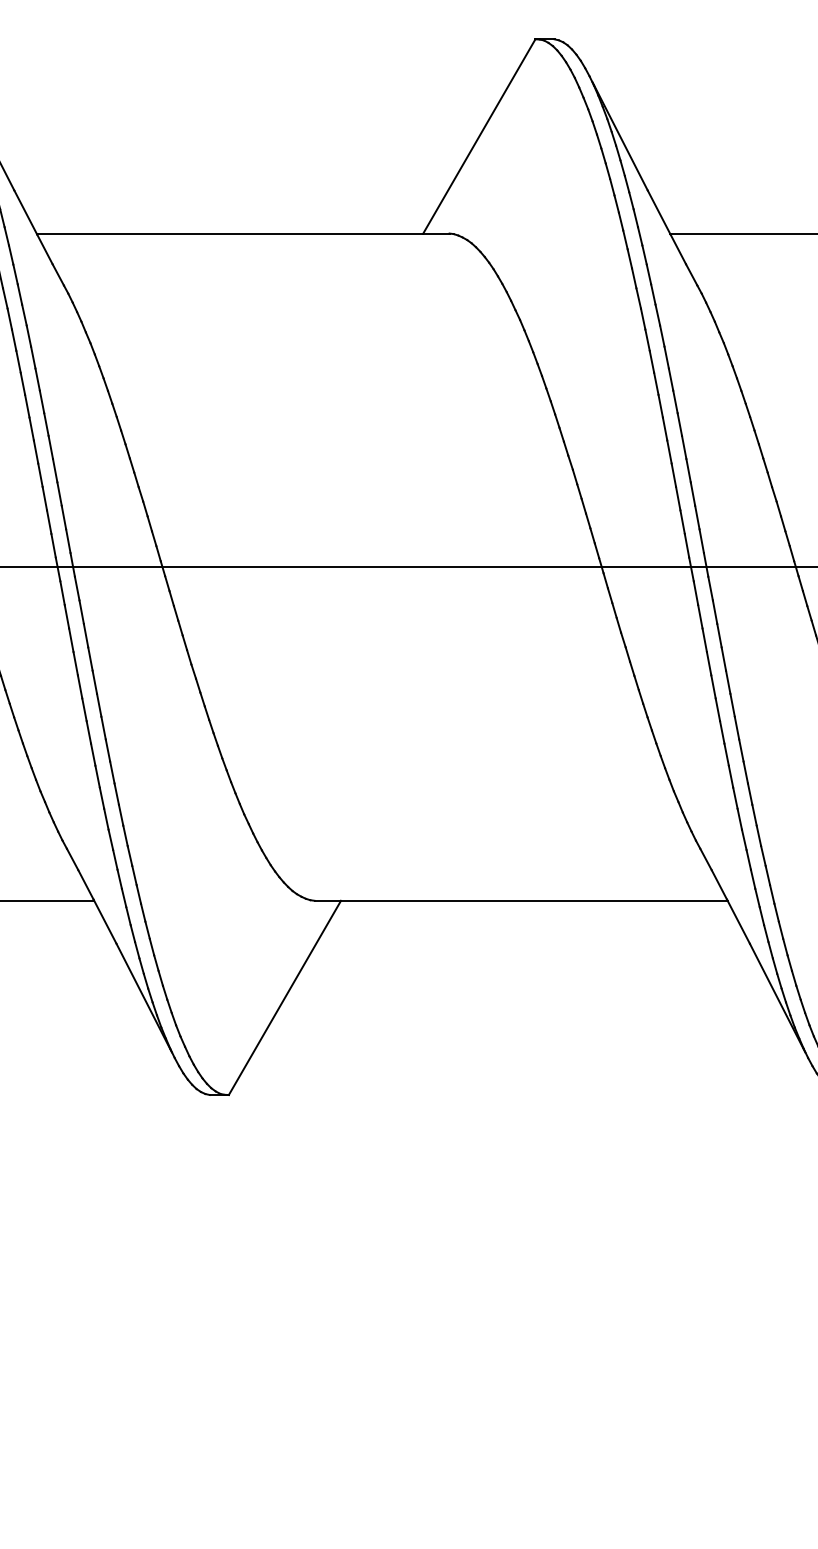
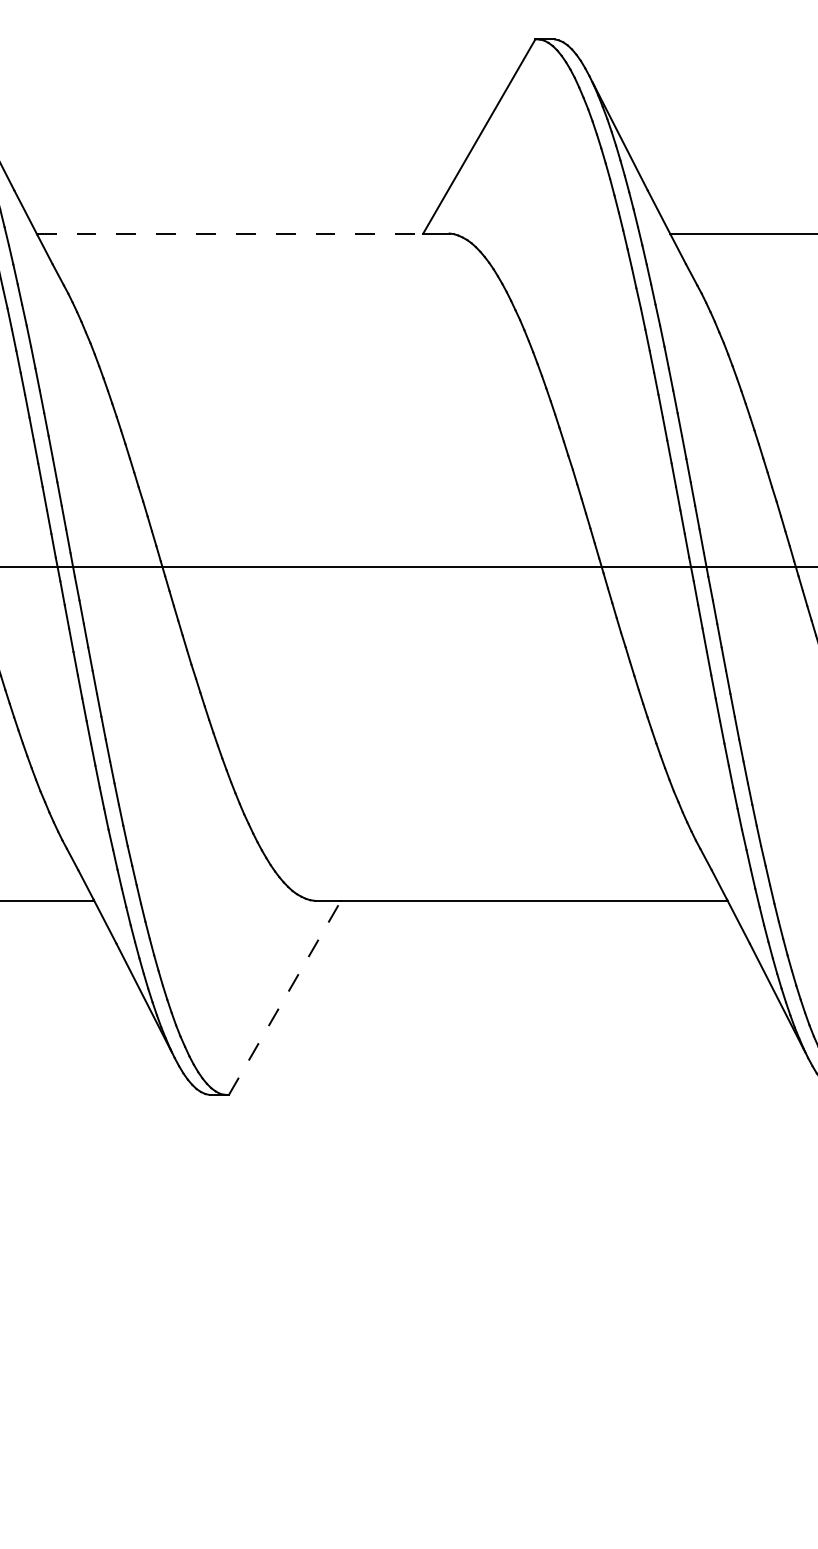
line: solid -> dashed (230, 233)
line: solid -> dashed (285, 997)
